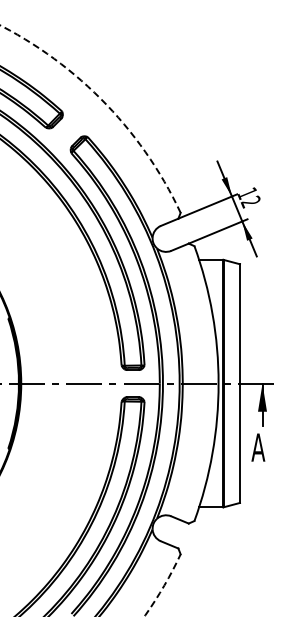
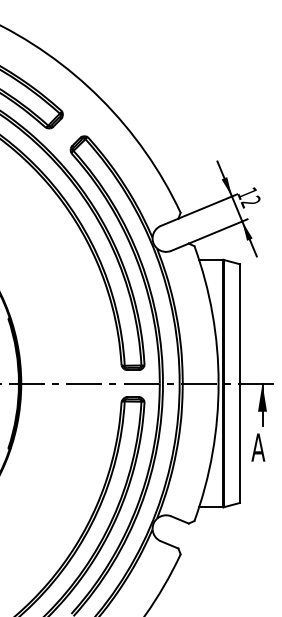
arc: dashed -> solid (105, 103)
arc: dashed -> solid (163, 586)
